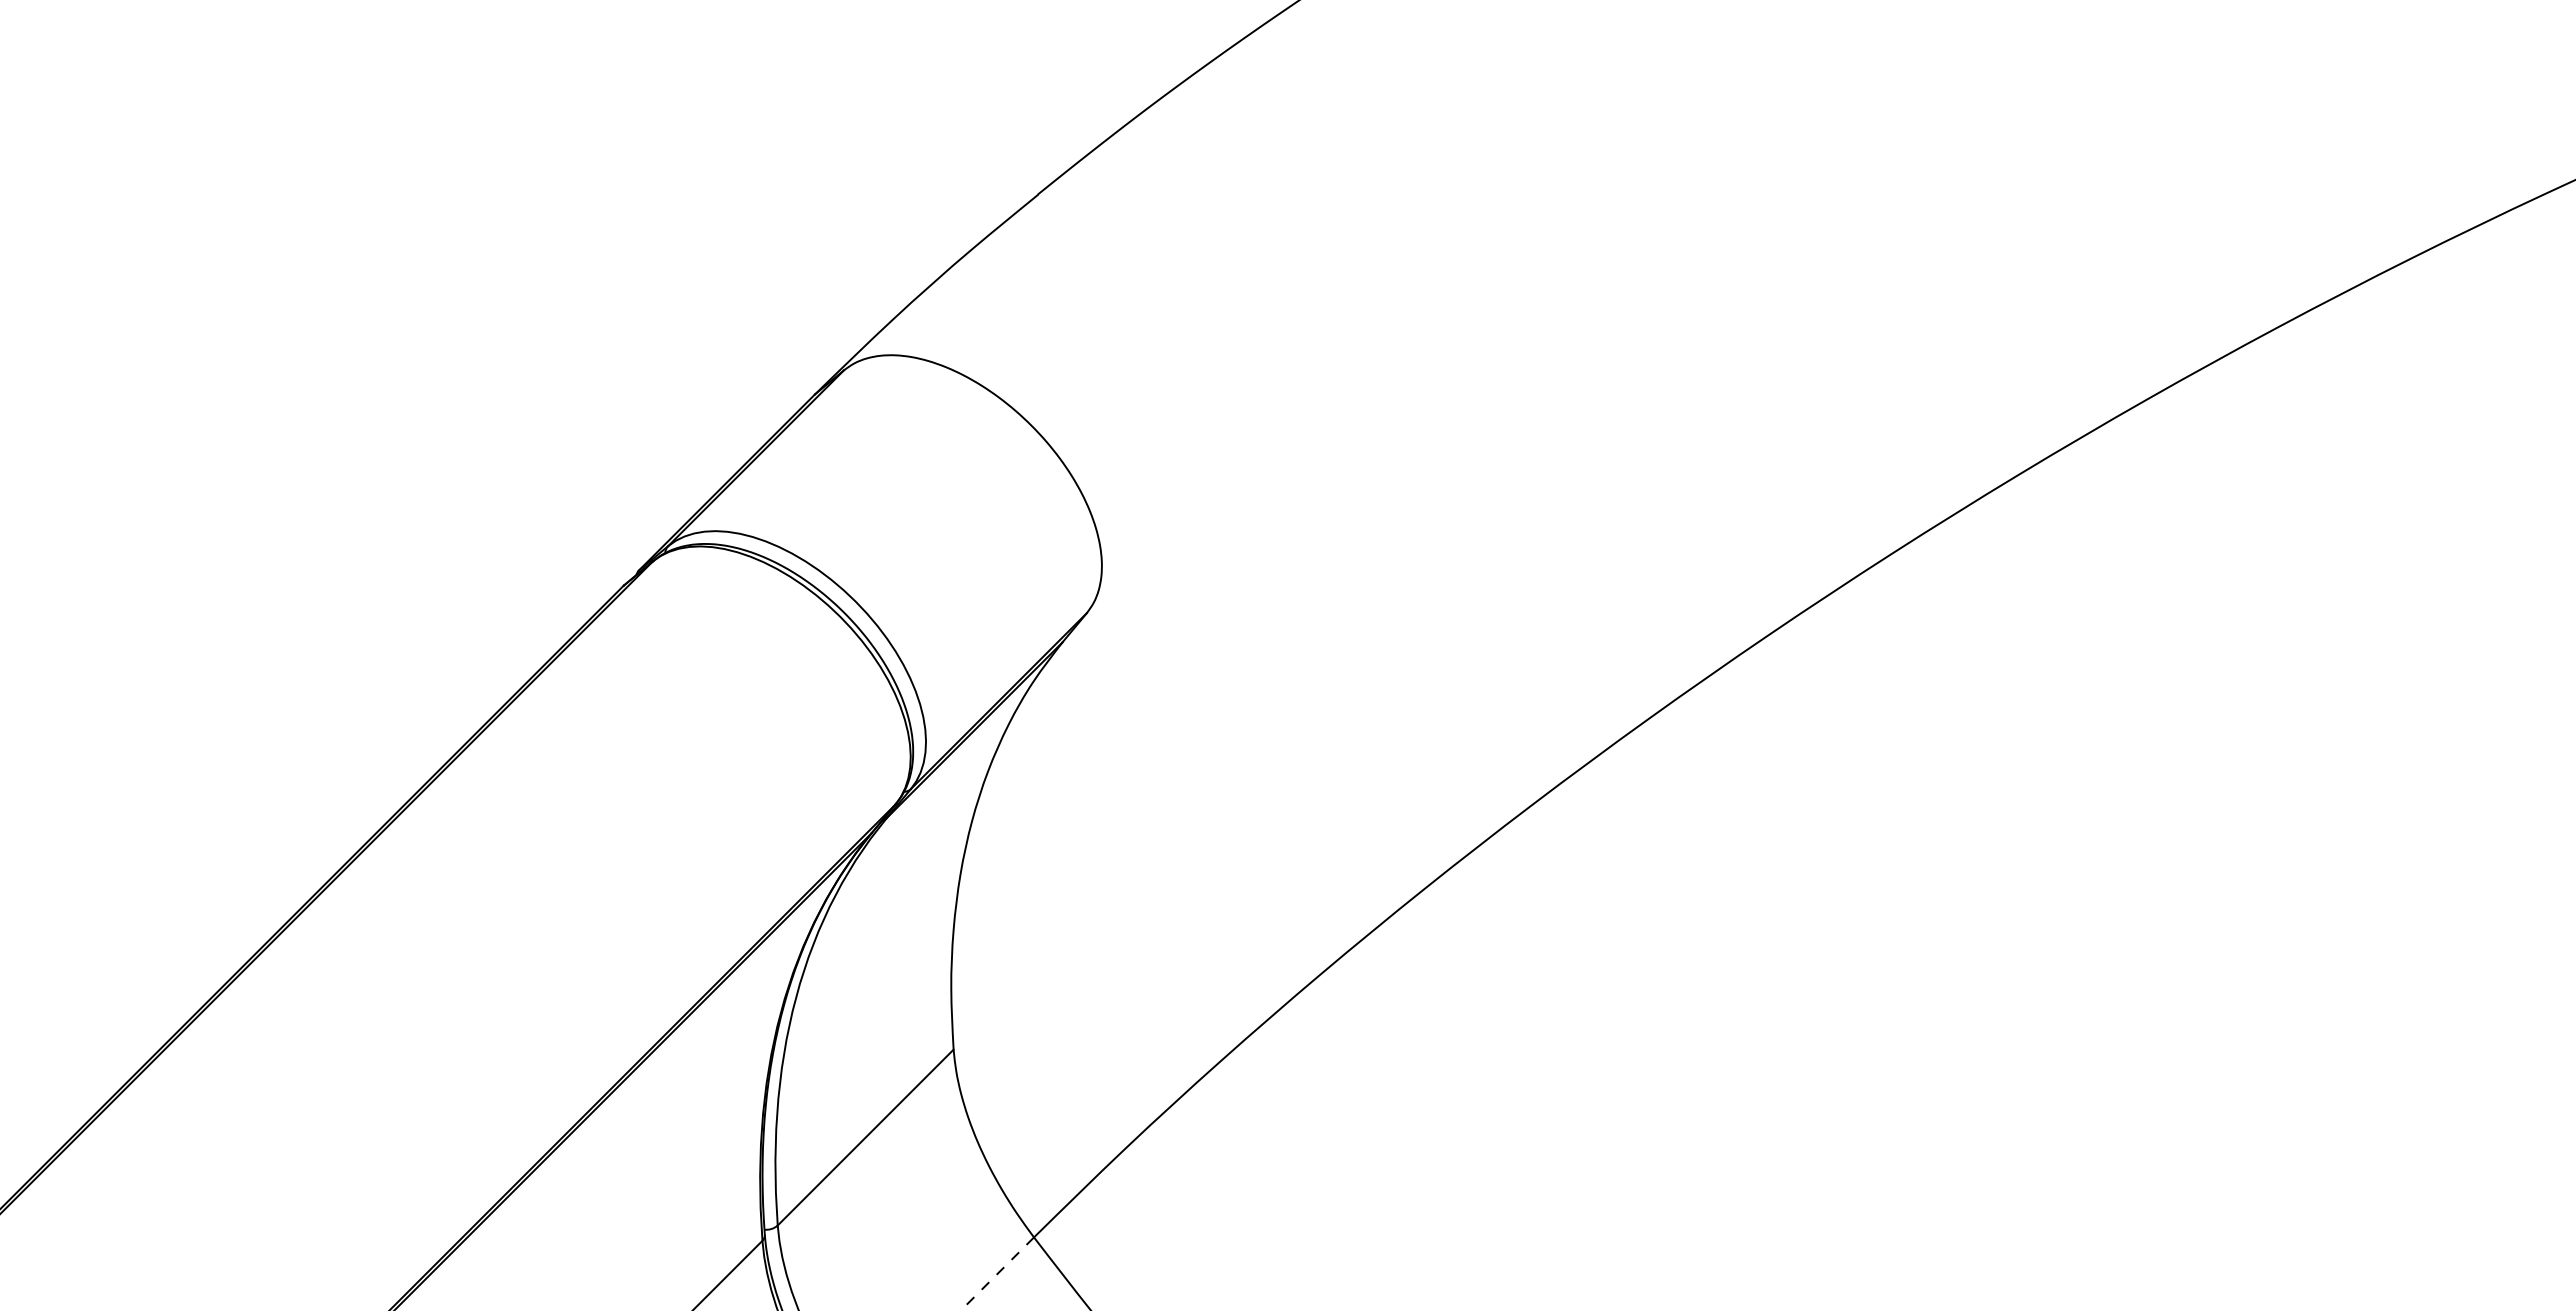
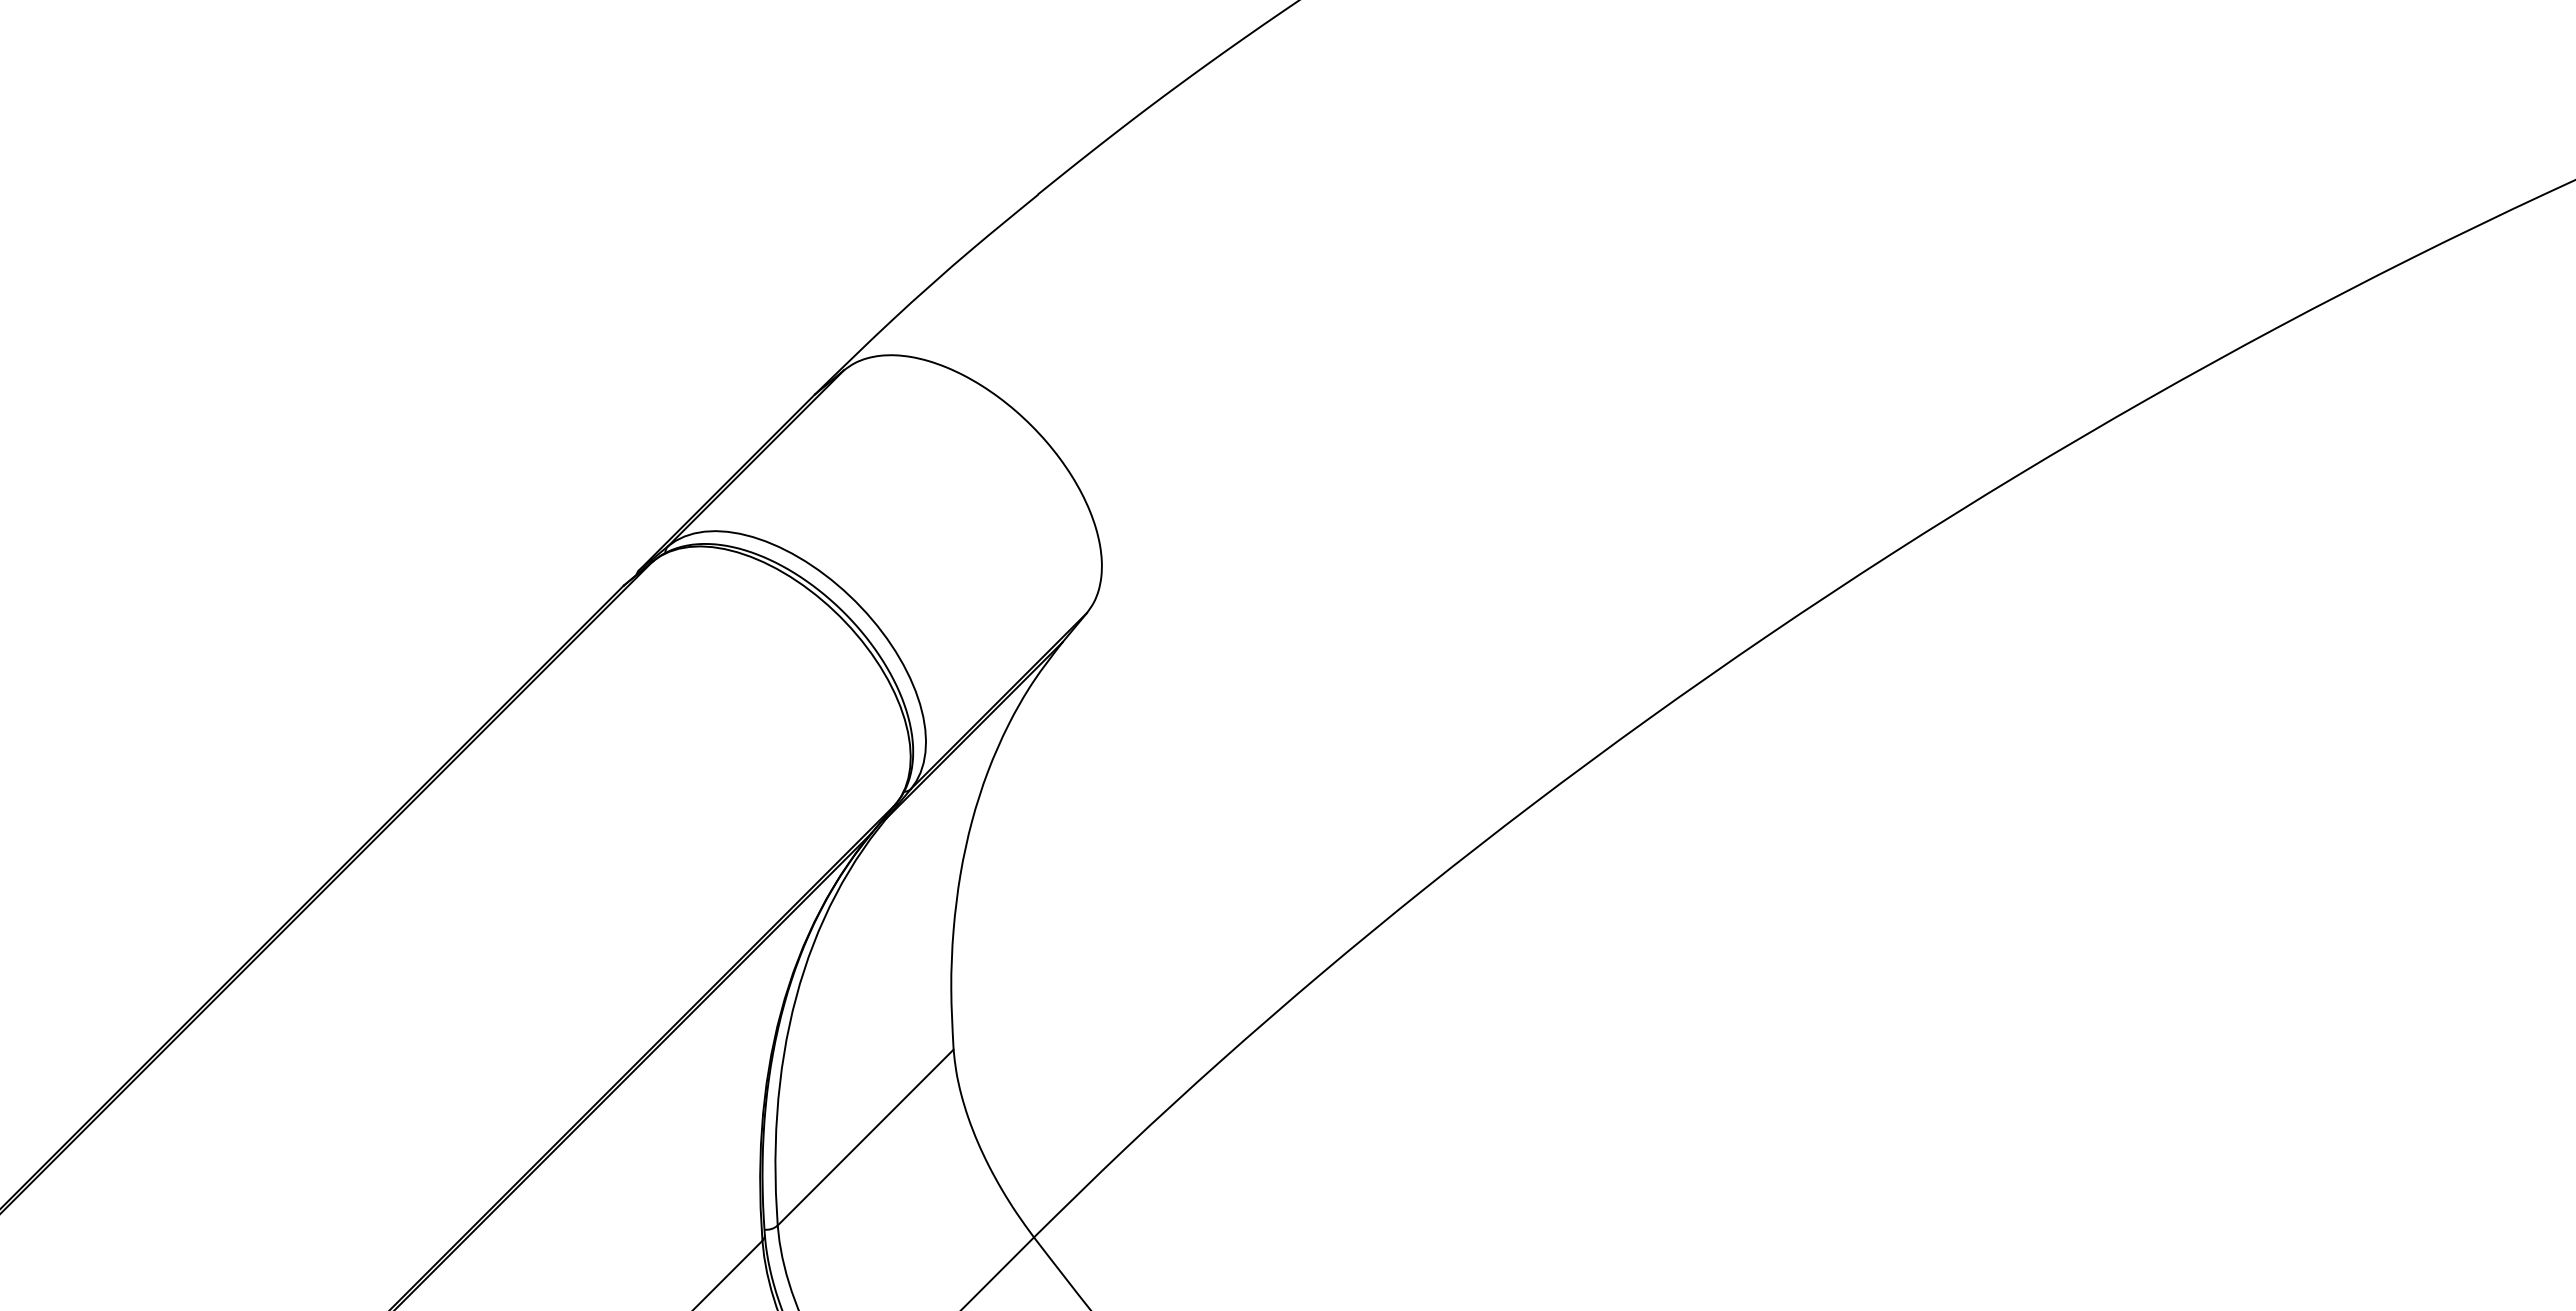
line: dashed -> solid (997, 1274)
